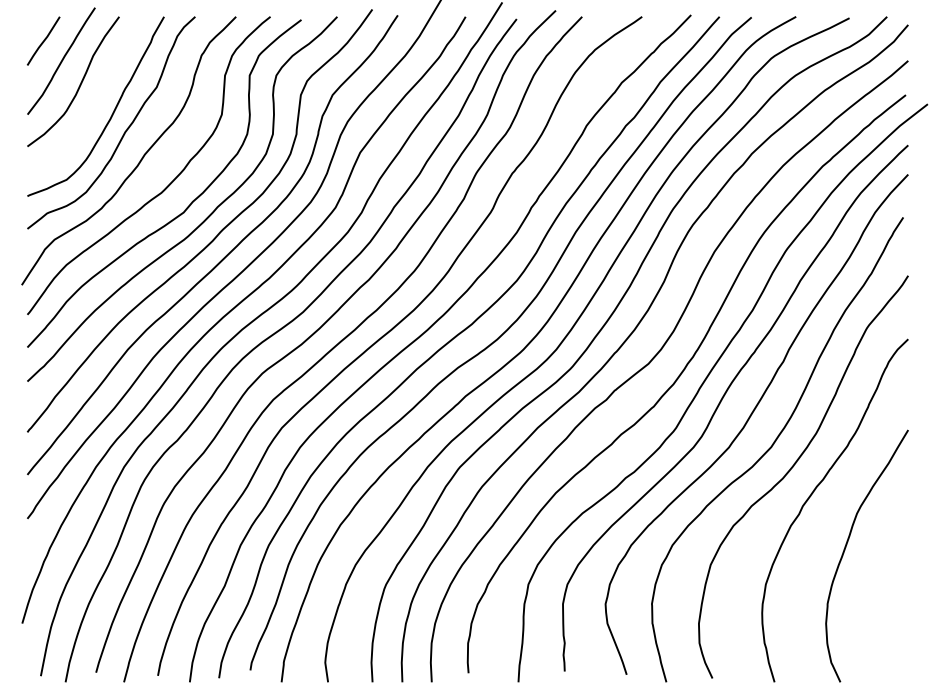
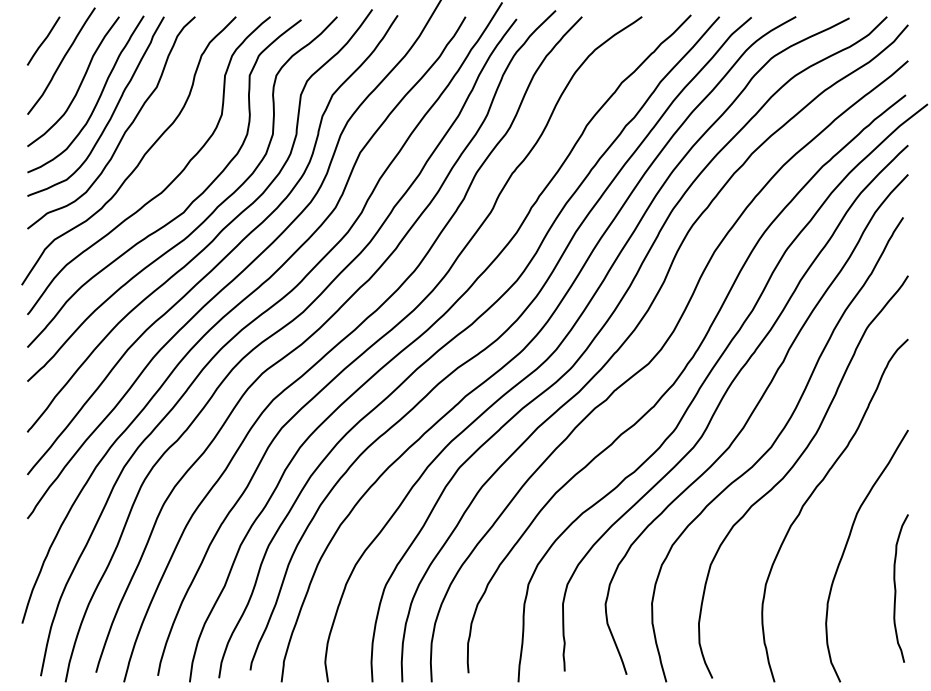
curve: none -> present (97, 99)
curve: none -> present (896, 588)
